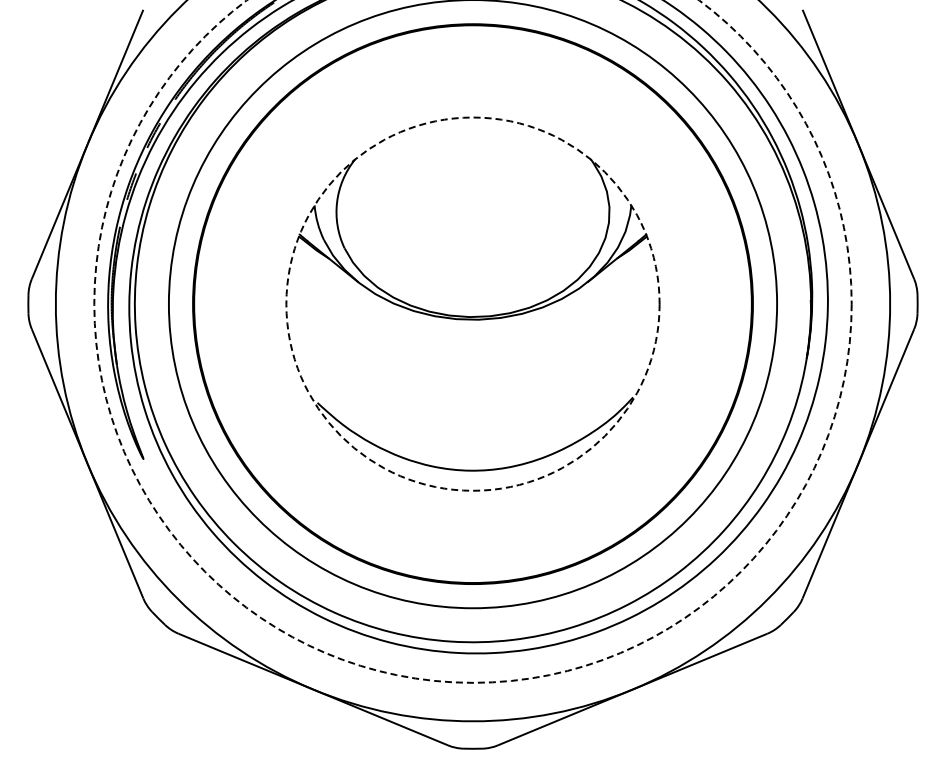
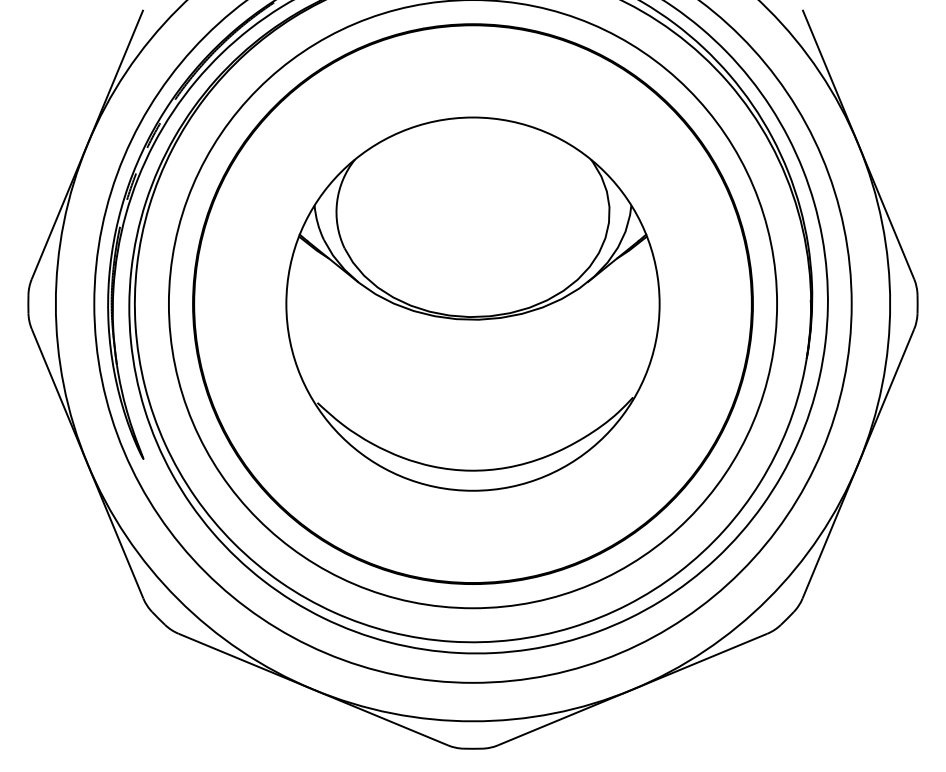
circle: dashed -> solid (472, 303)
circle: dashed -> solid (472, 341)
